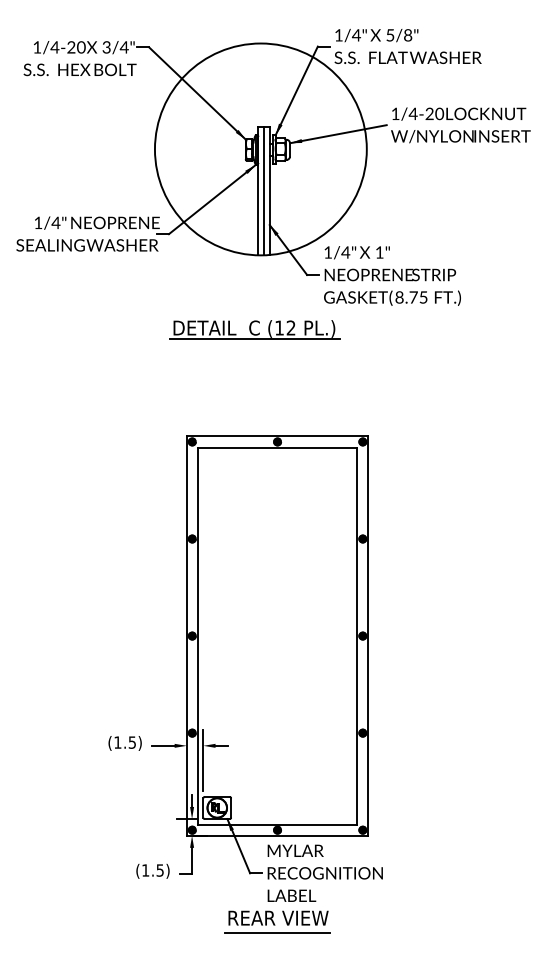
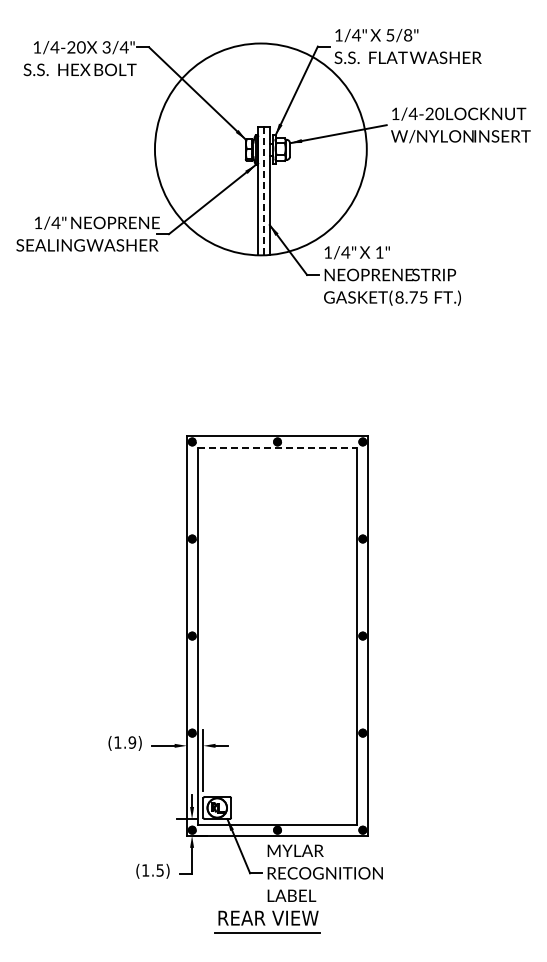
line: solid -> dashed (263, 191)
part: present -> none (254, 329)
line: solid -> dashed (277, 447)
text: (1.5) -> (1.9) (132, 742)
part position: (277, 921) -> (267, 921) (267, 921)
